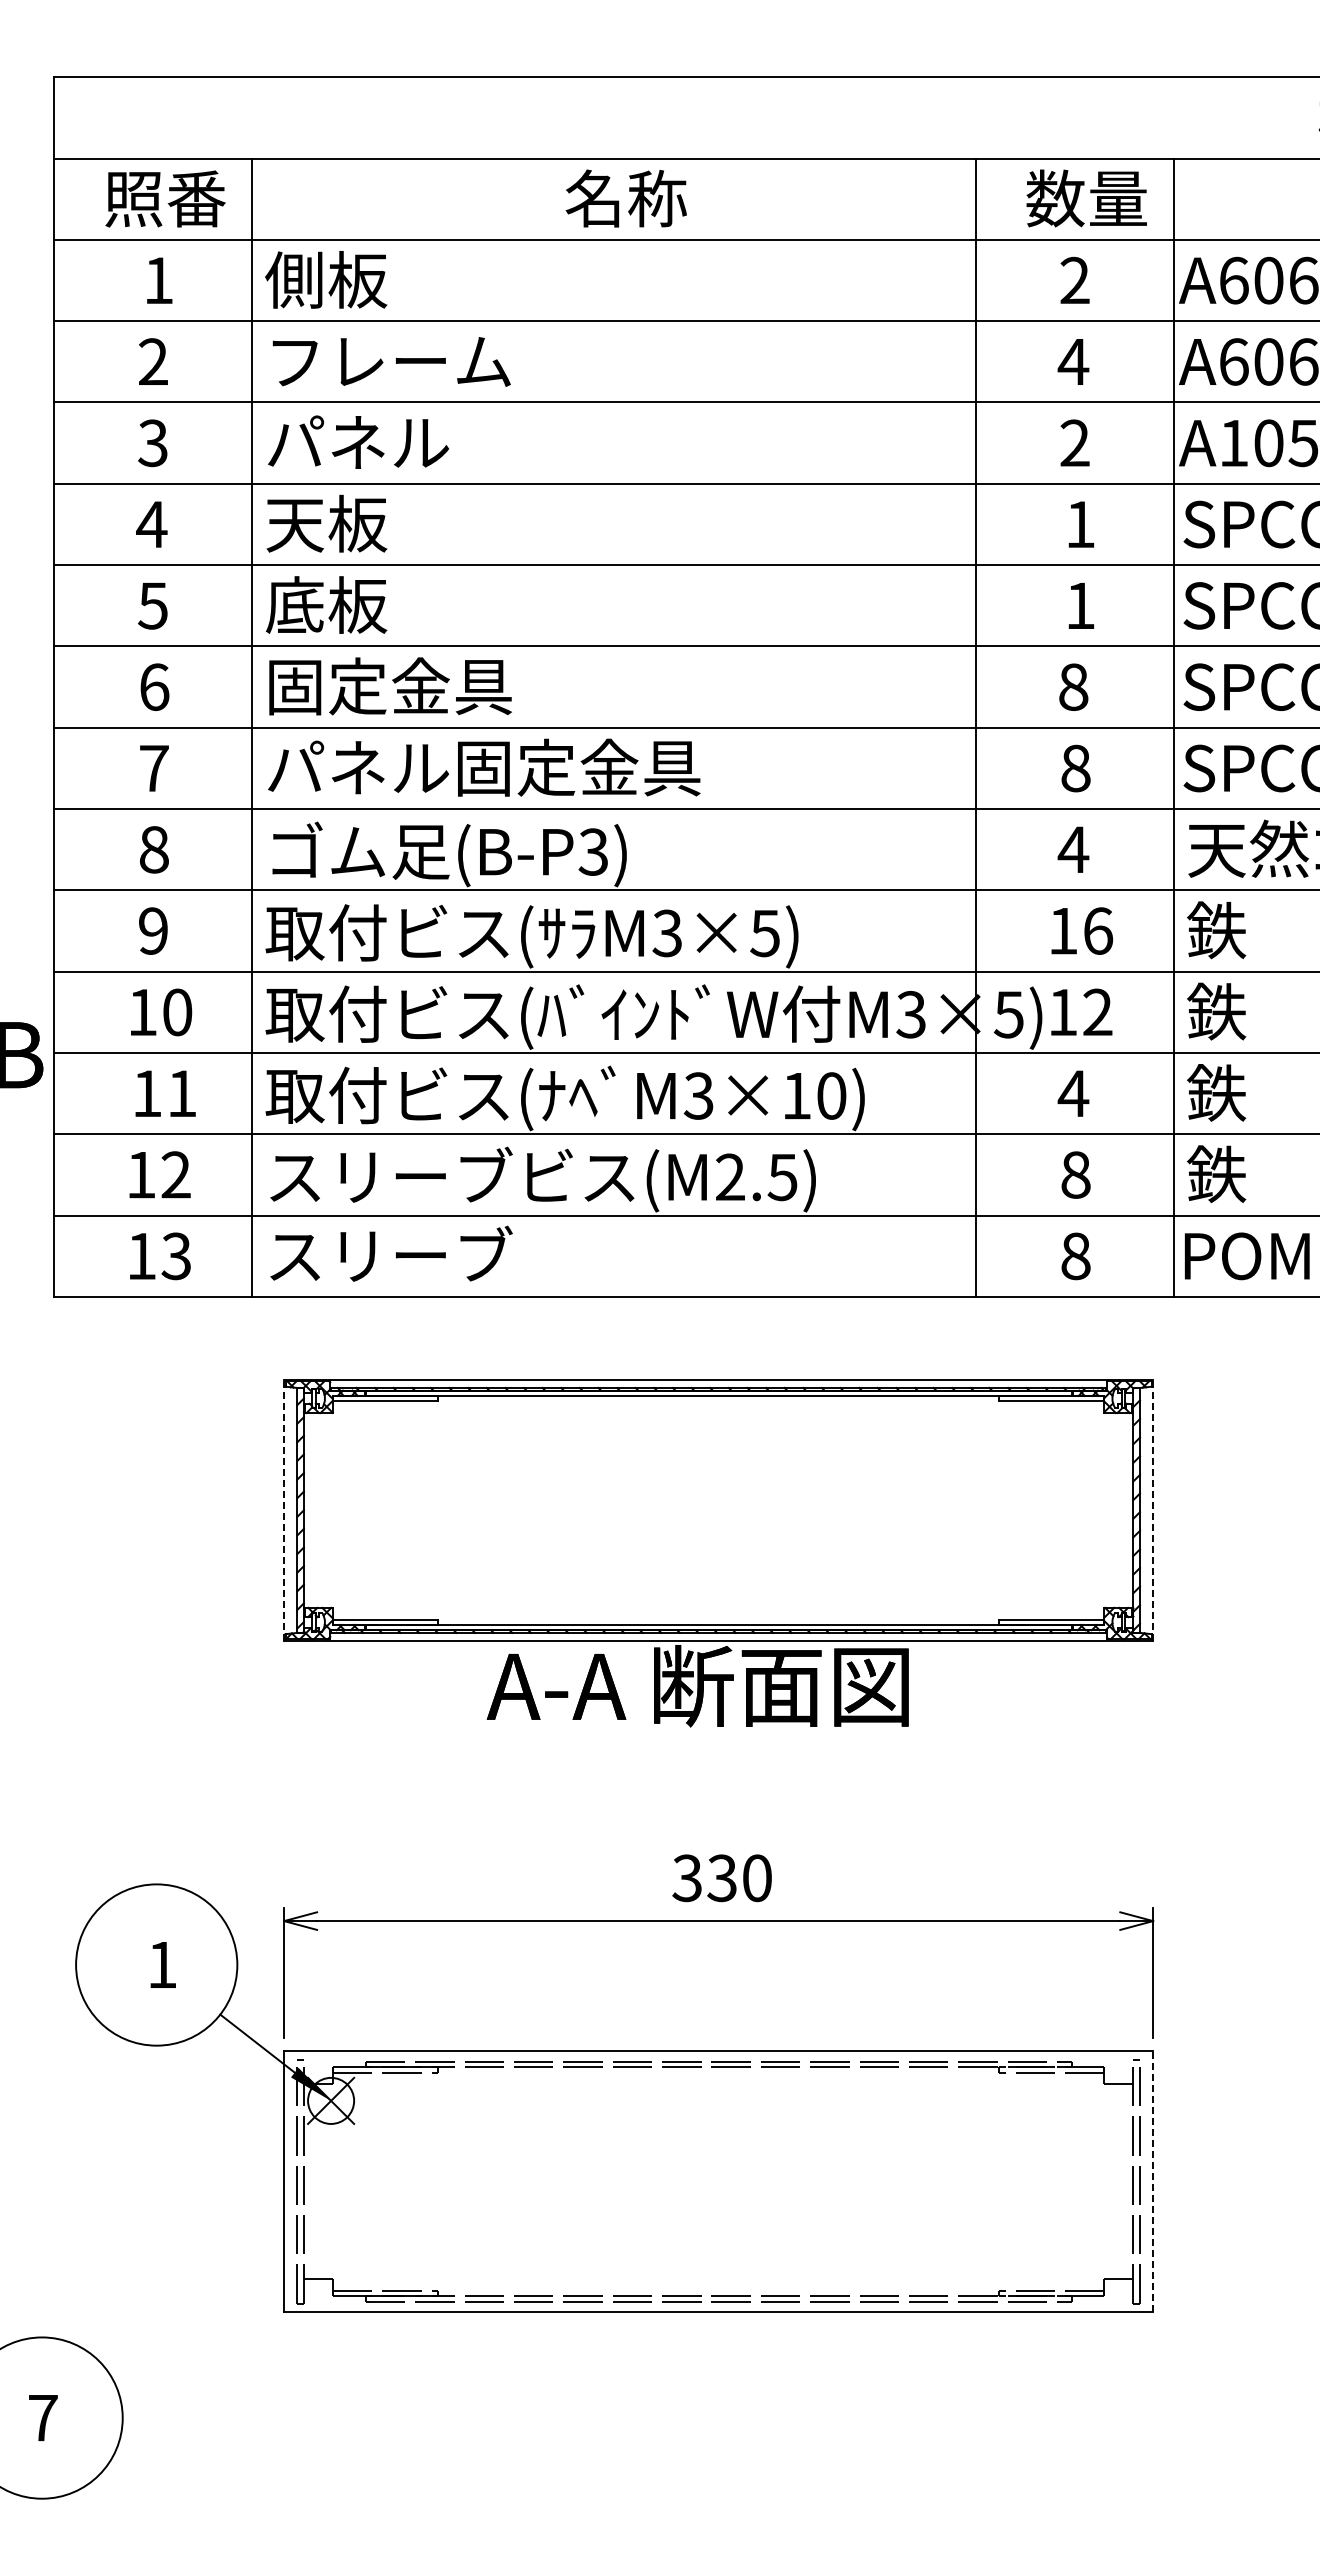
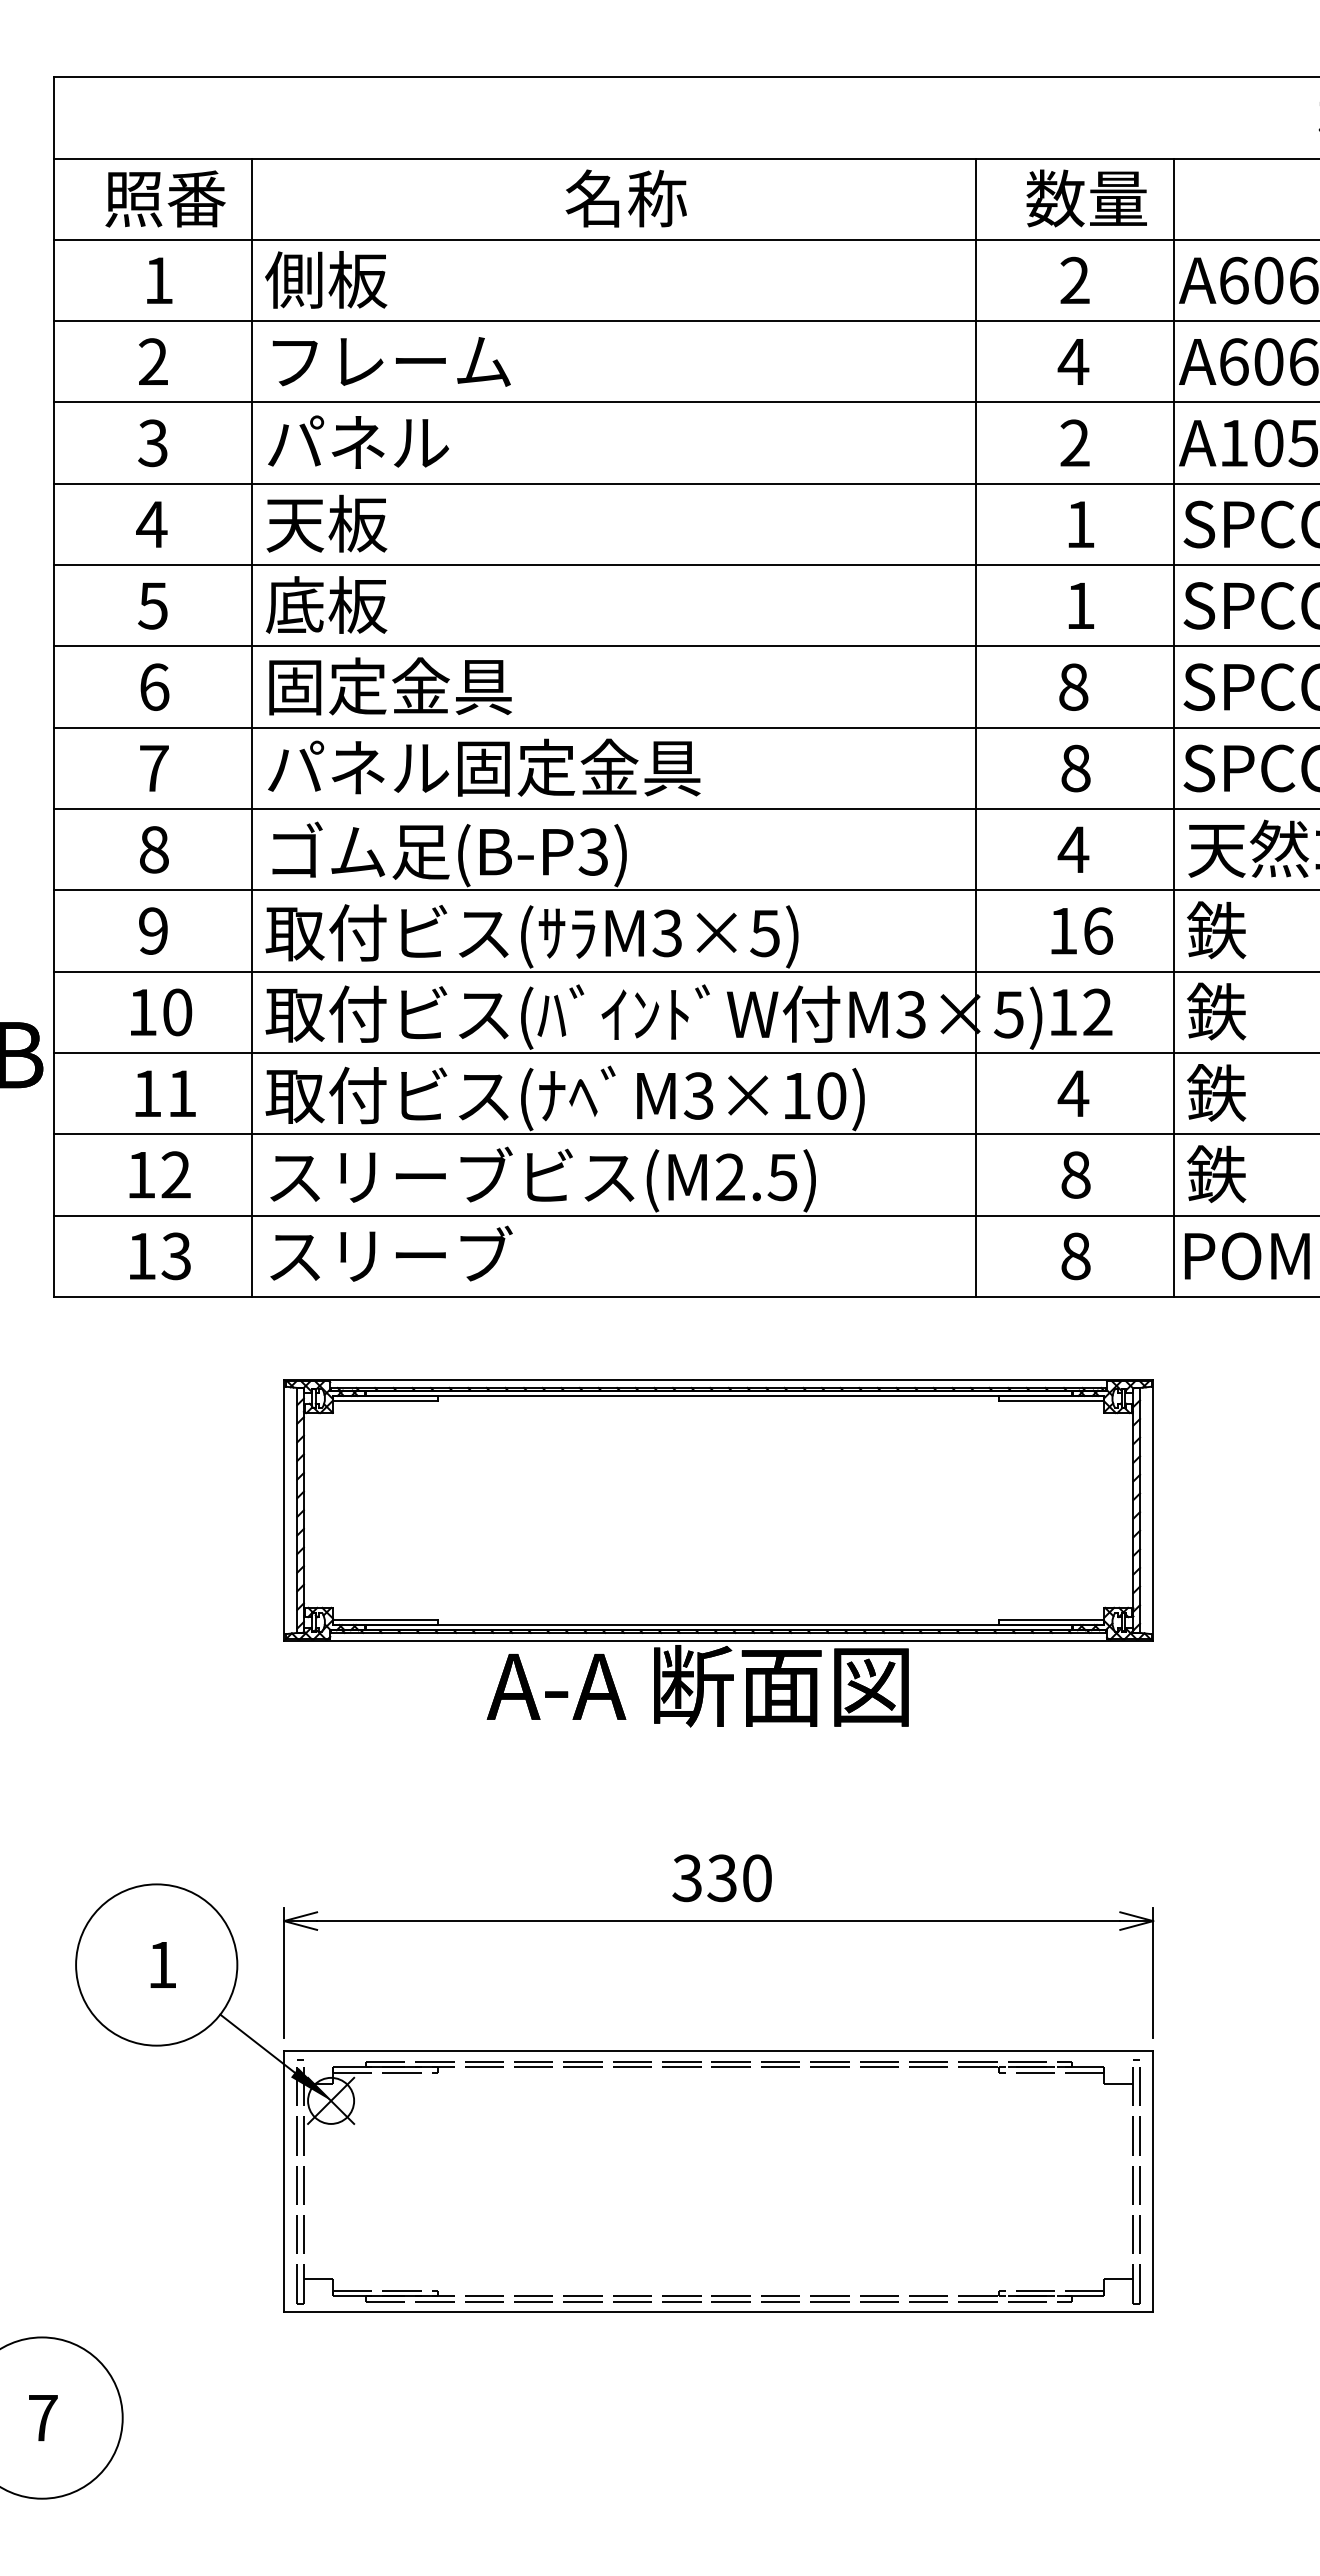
line: dashed -> solid (284, 1509)
line: dashed -> solid (1153, 1509)
line: dashed -> solid (1153, 2181)
